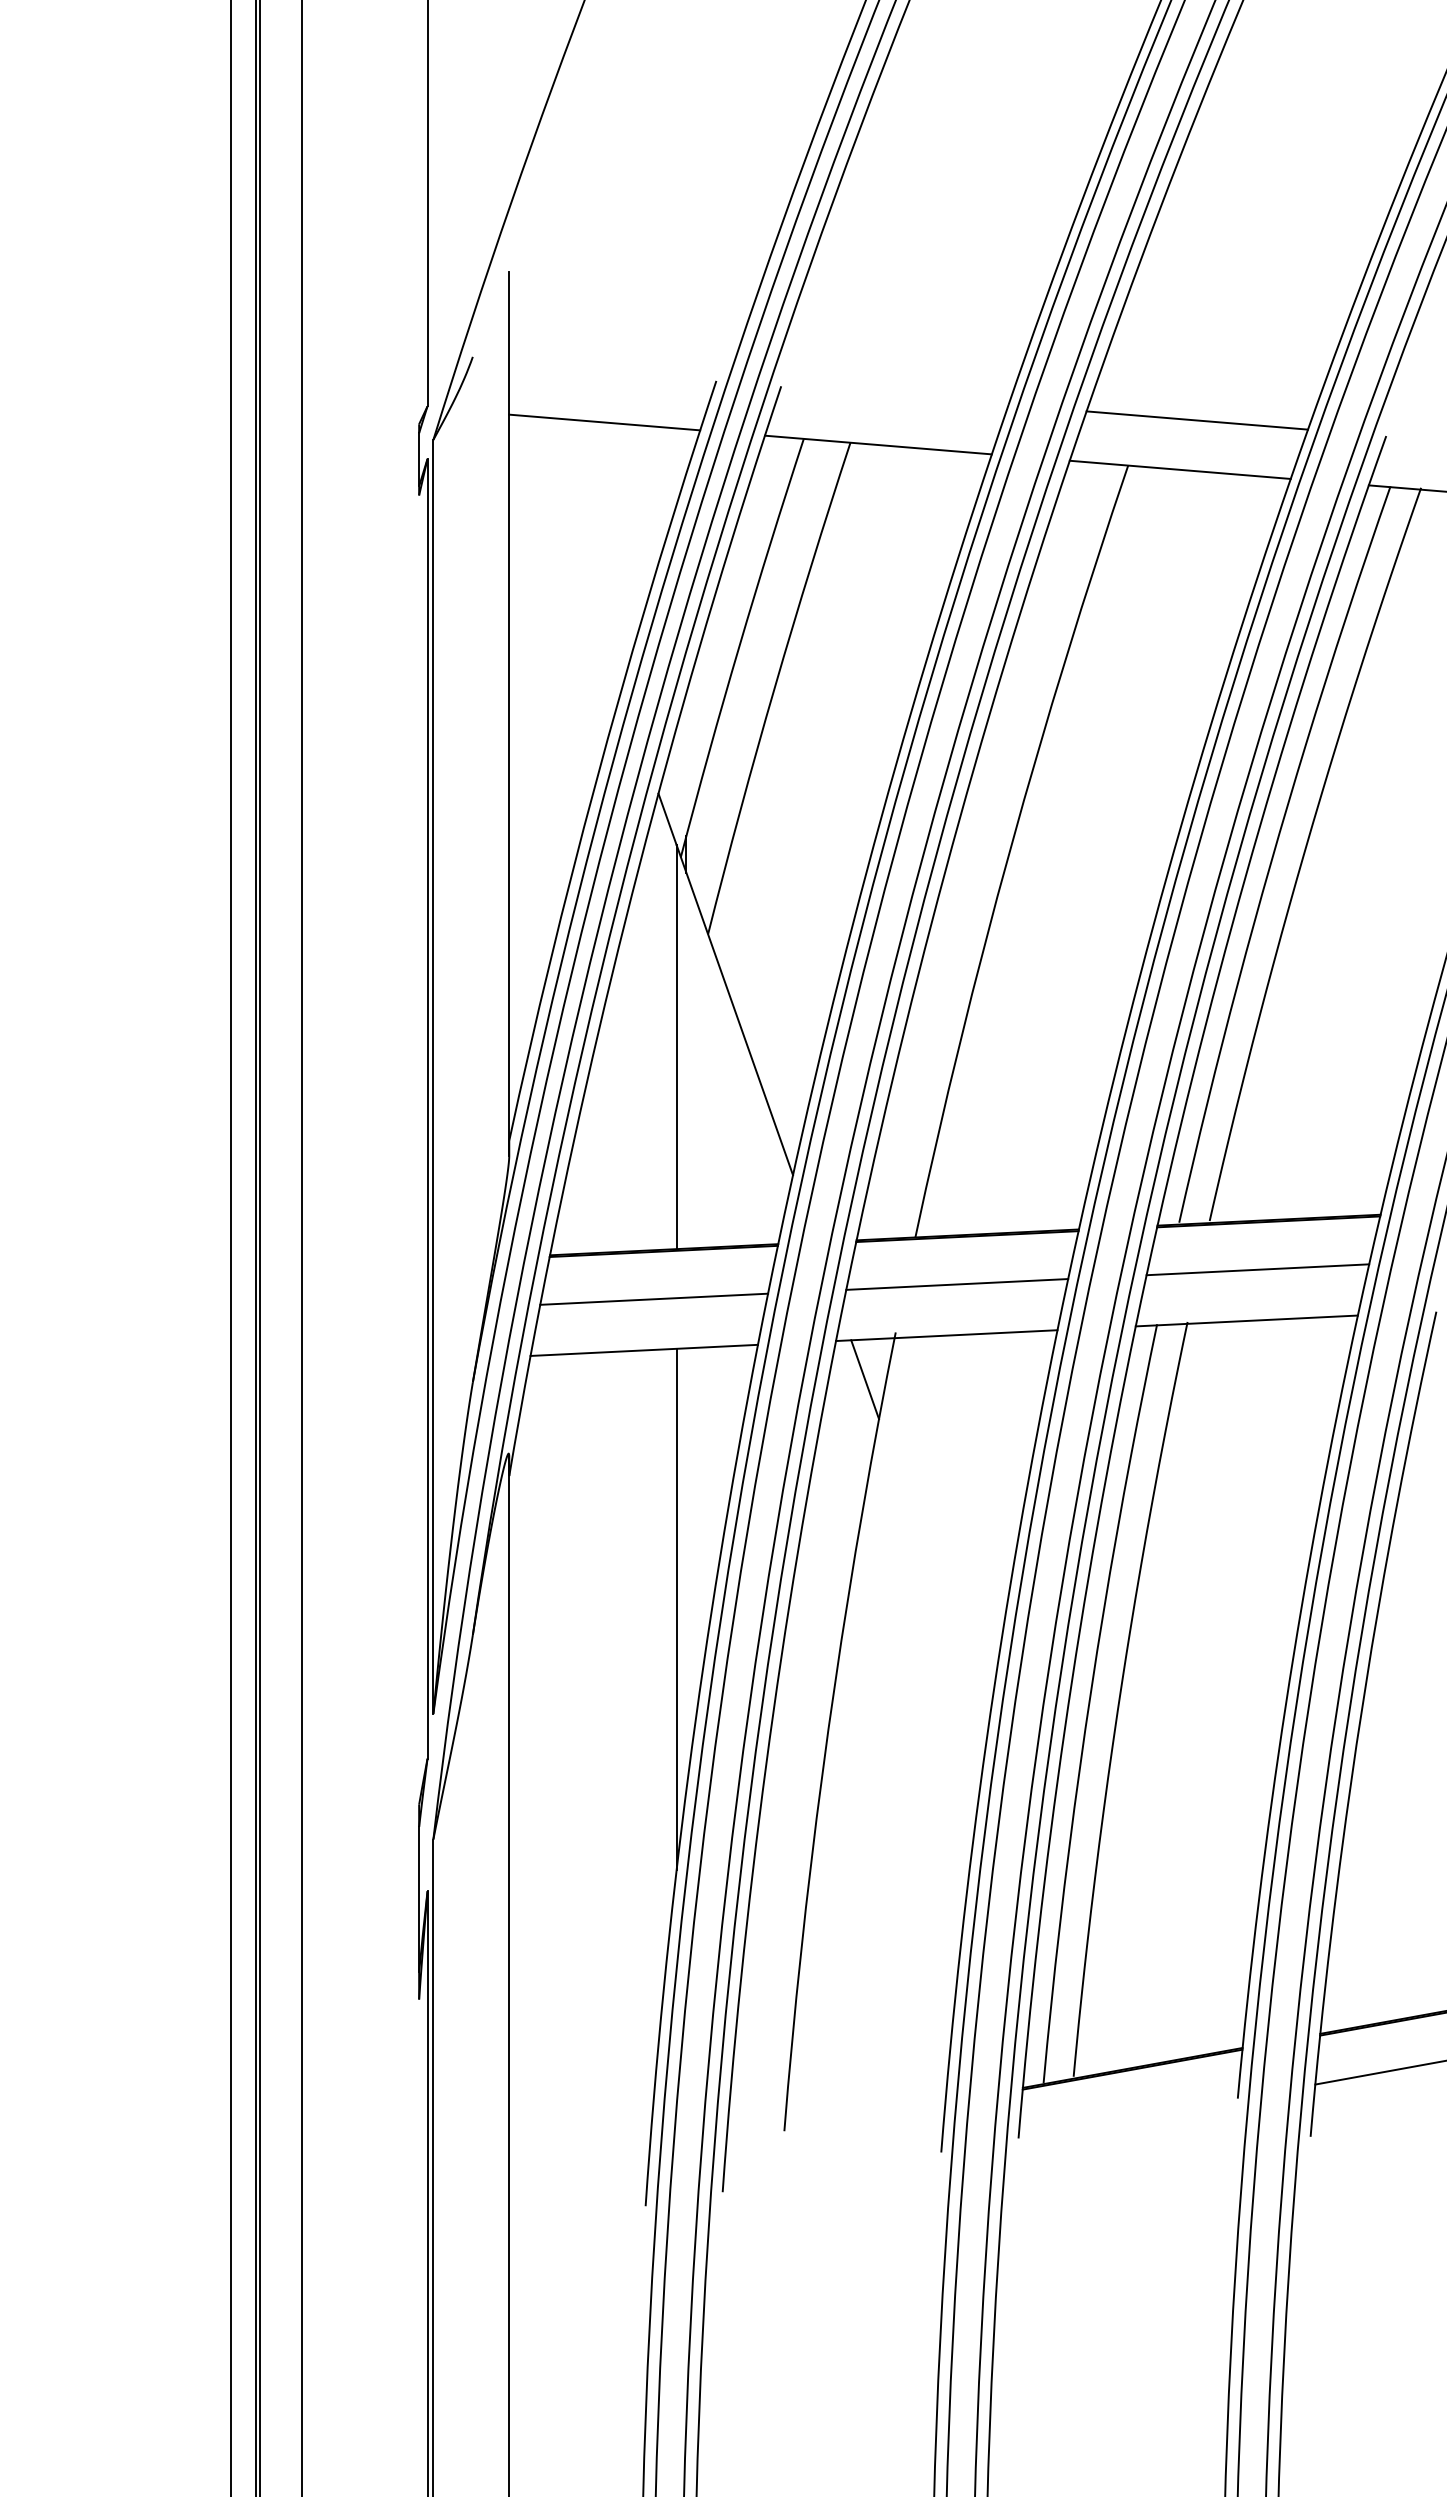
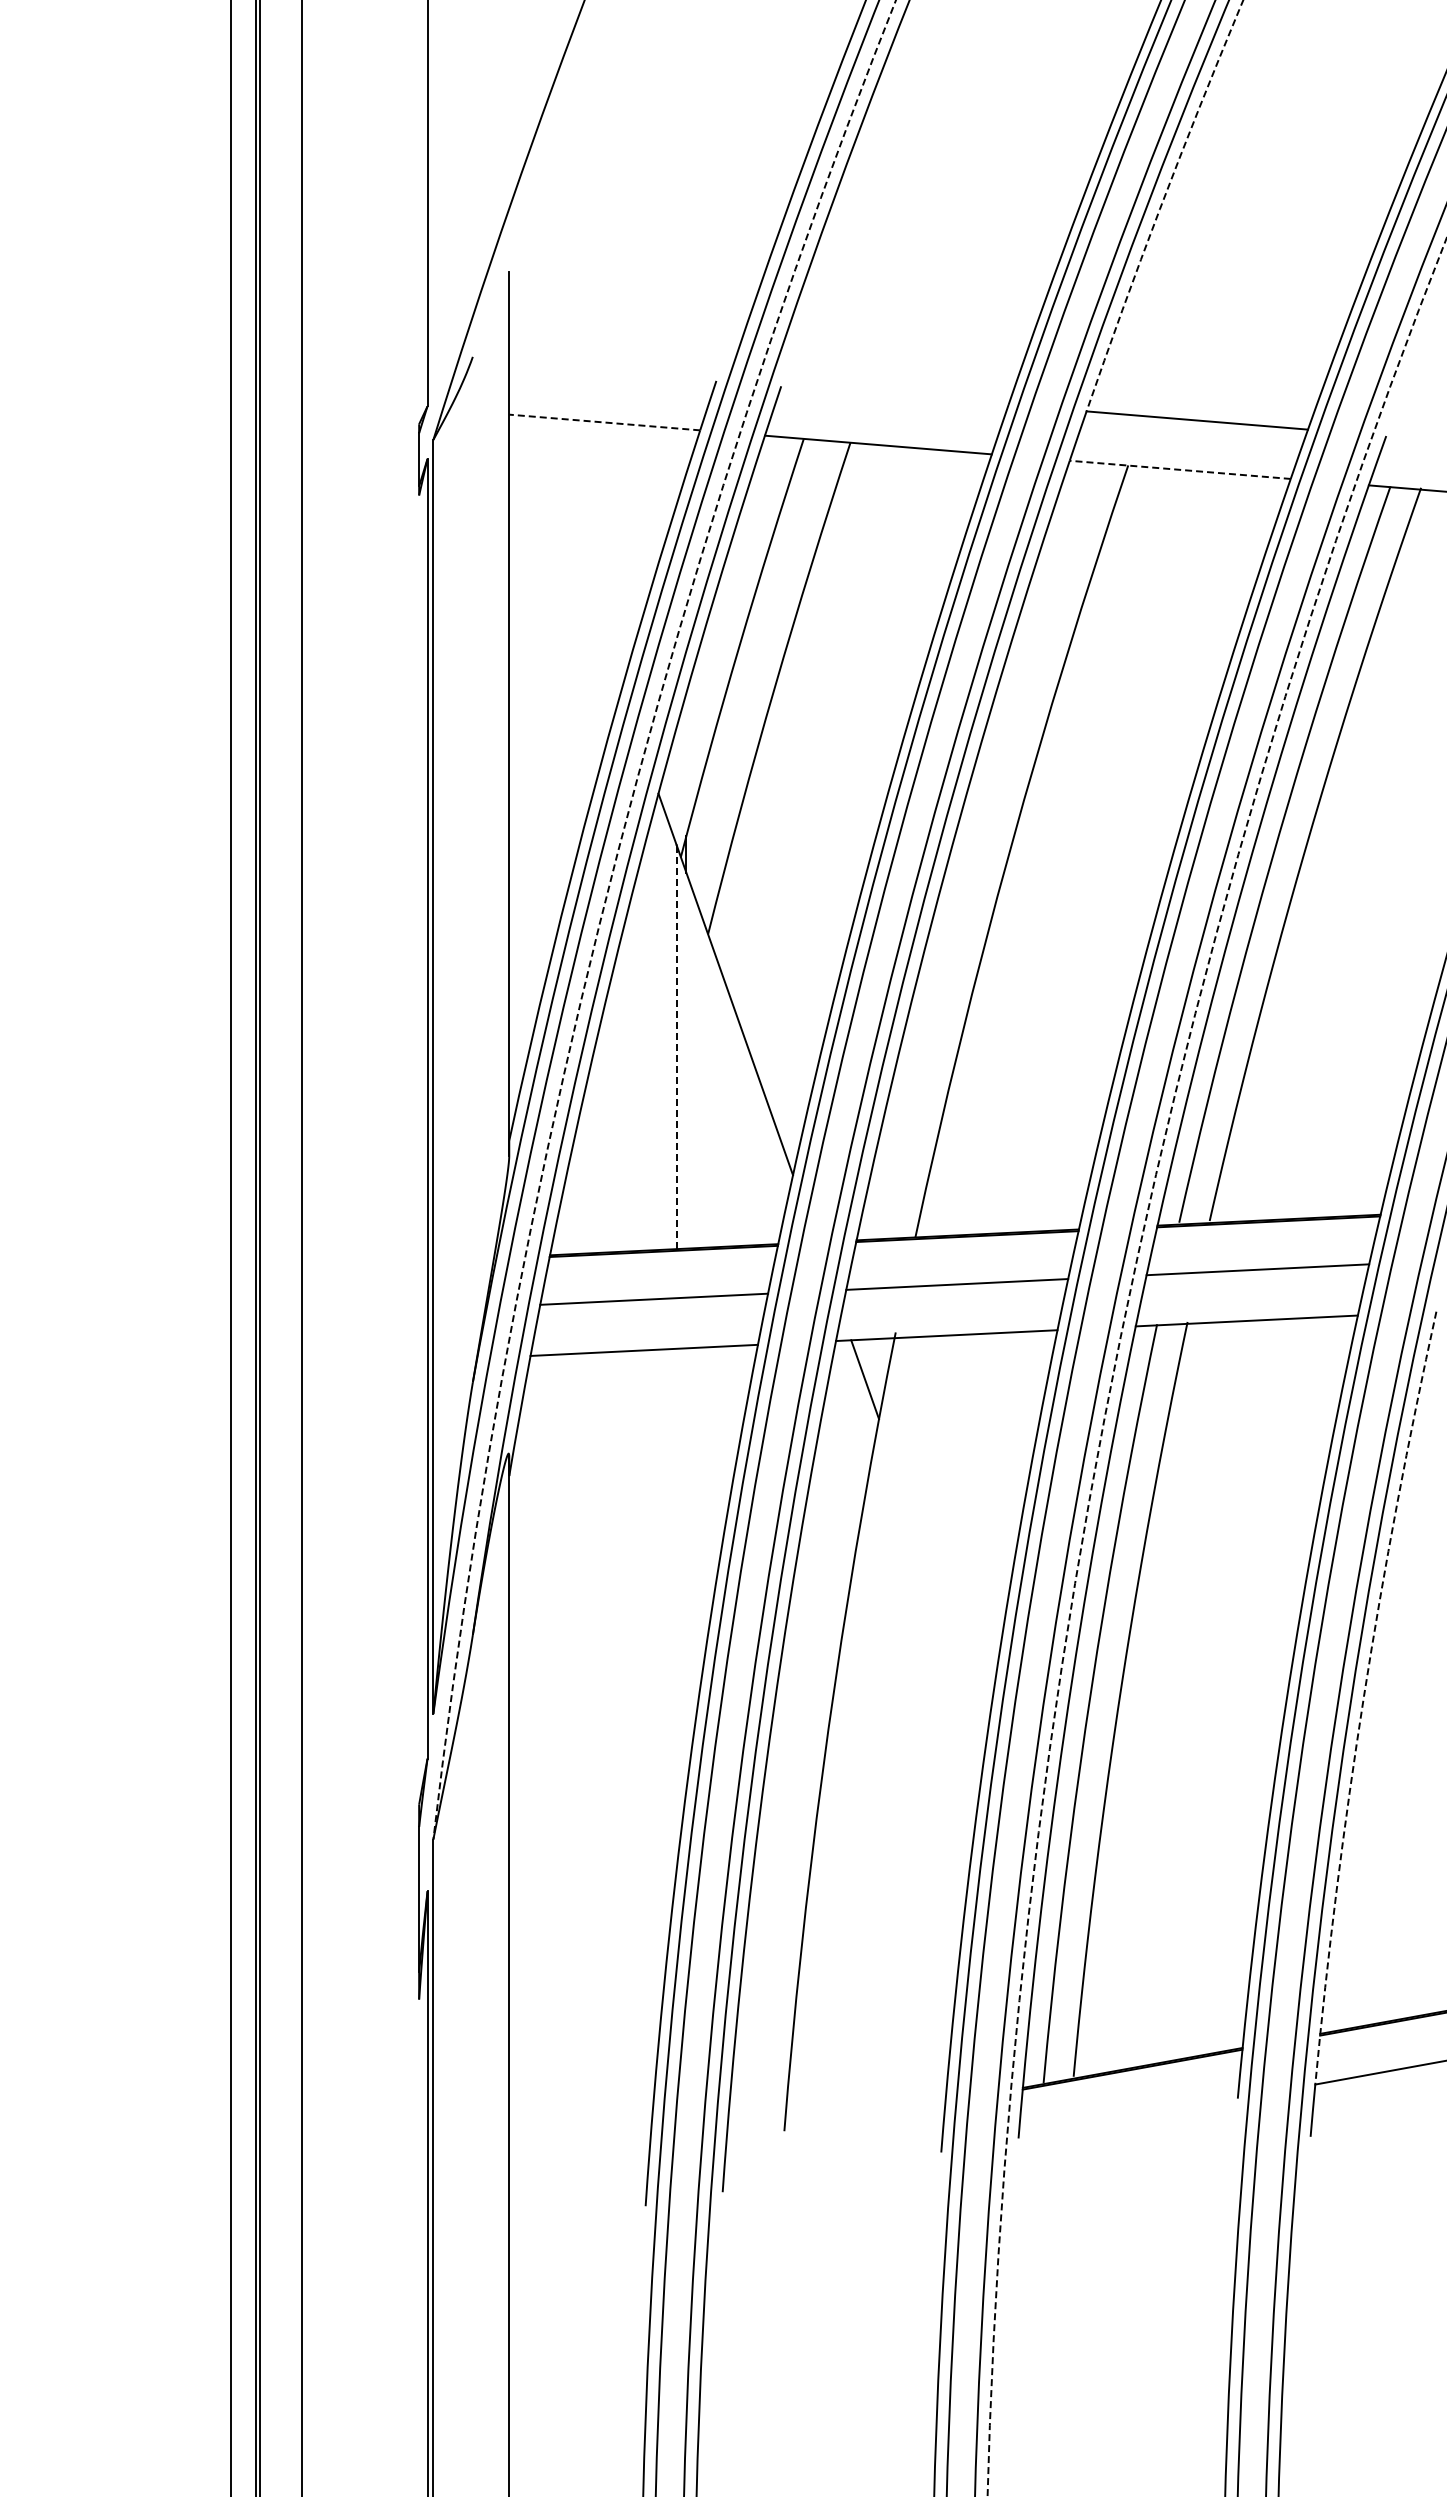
arc: solid -> dashed (1161, 204)
line: solid -> dashed (604, 422)
line: solid -> dashed (1180, 469)
arc: solid -> dashed (604, 905)
line: solid -> dashed (676, 1046)
circle: solid -> dashed (1216, 1367)
line: present -> none (676, 1608)
arc: solid -> dashed (1364, 1696)
